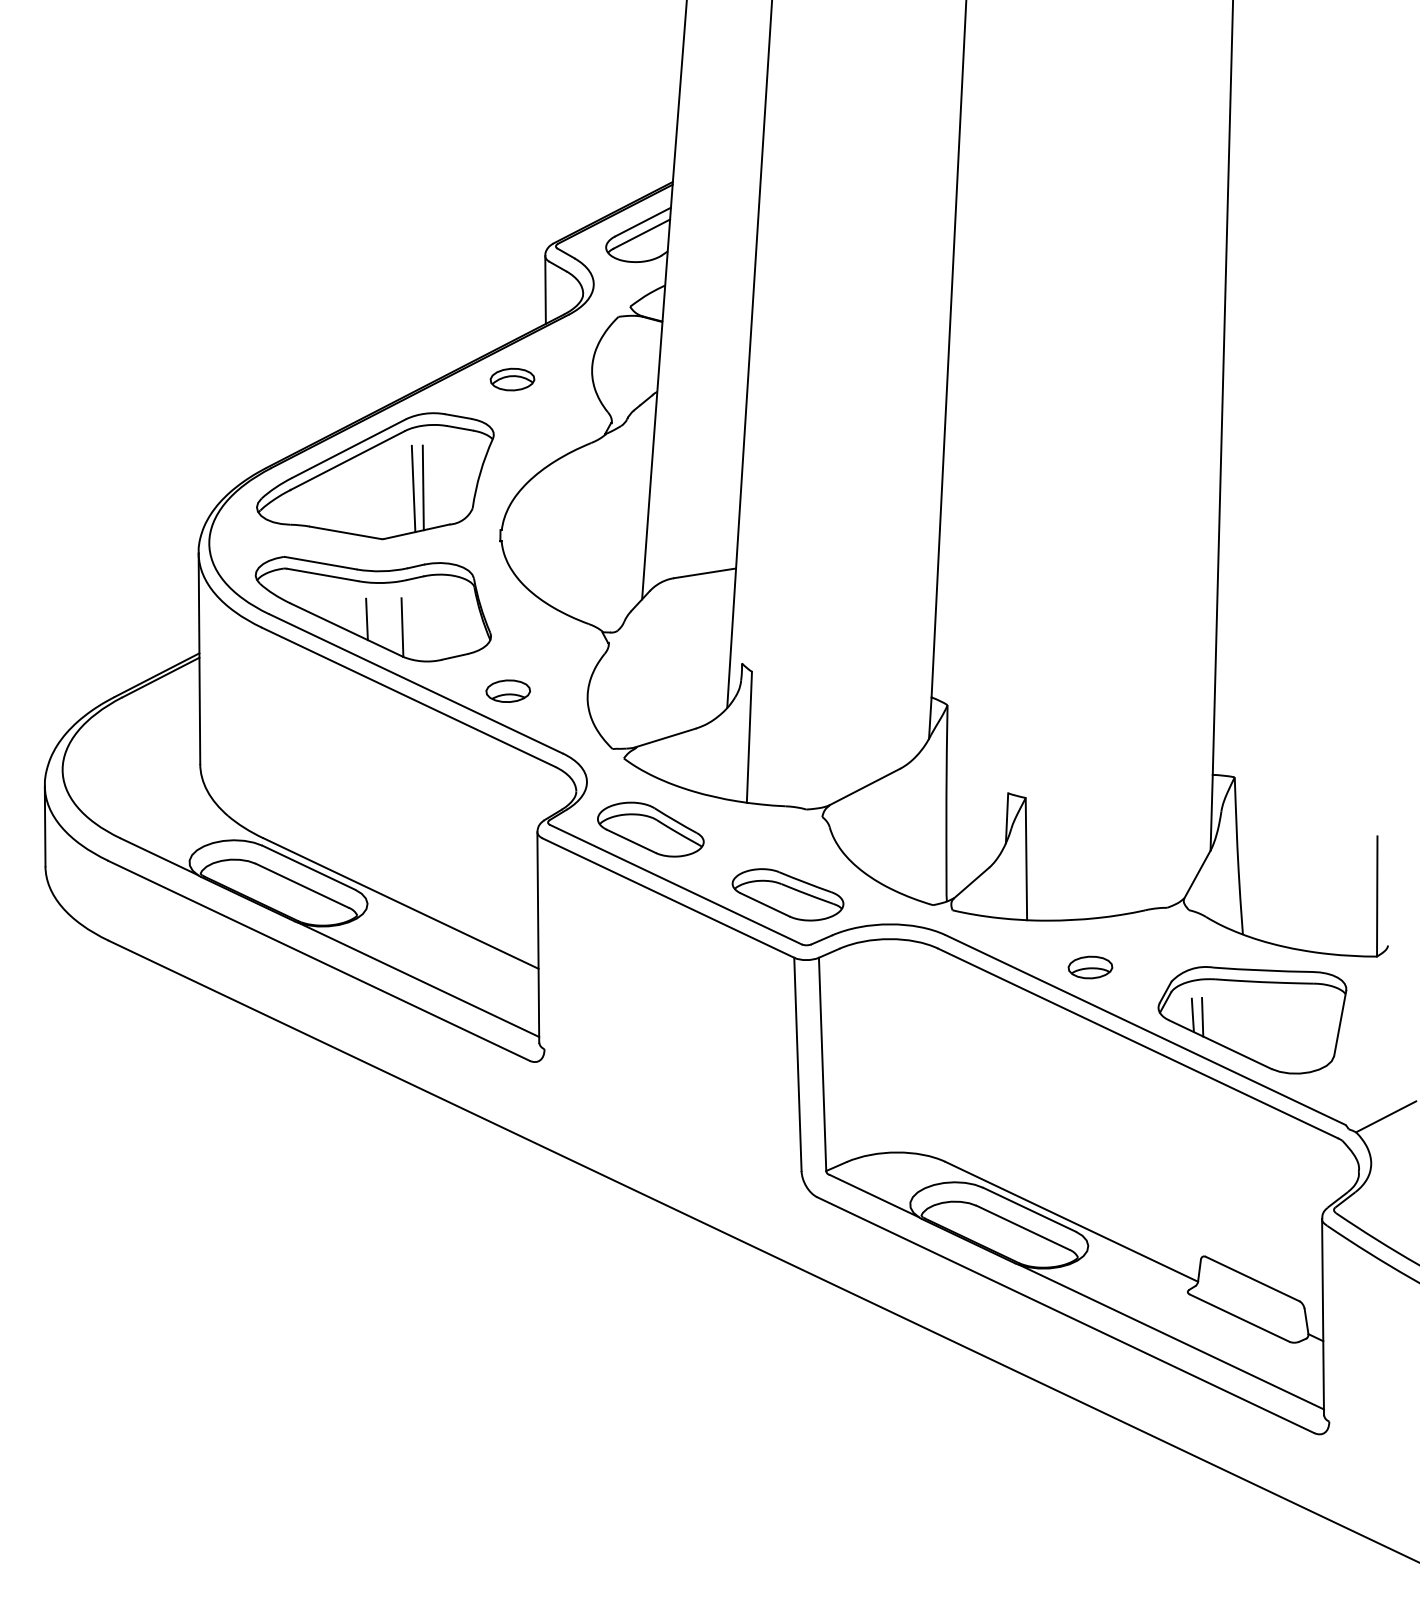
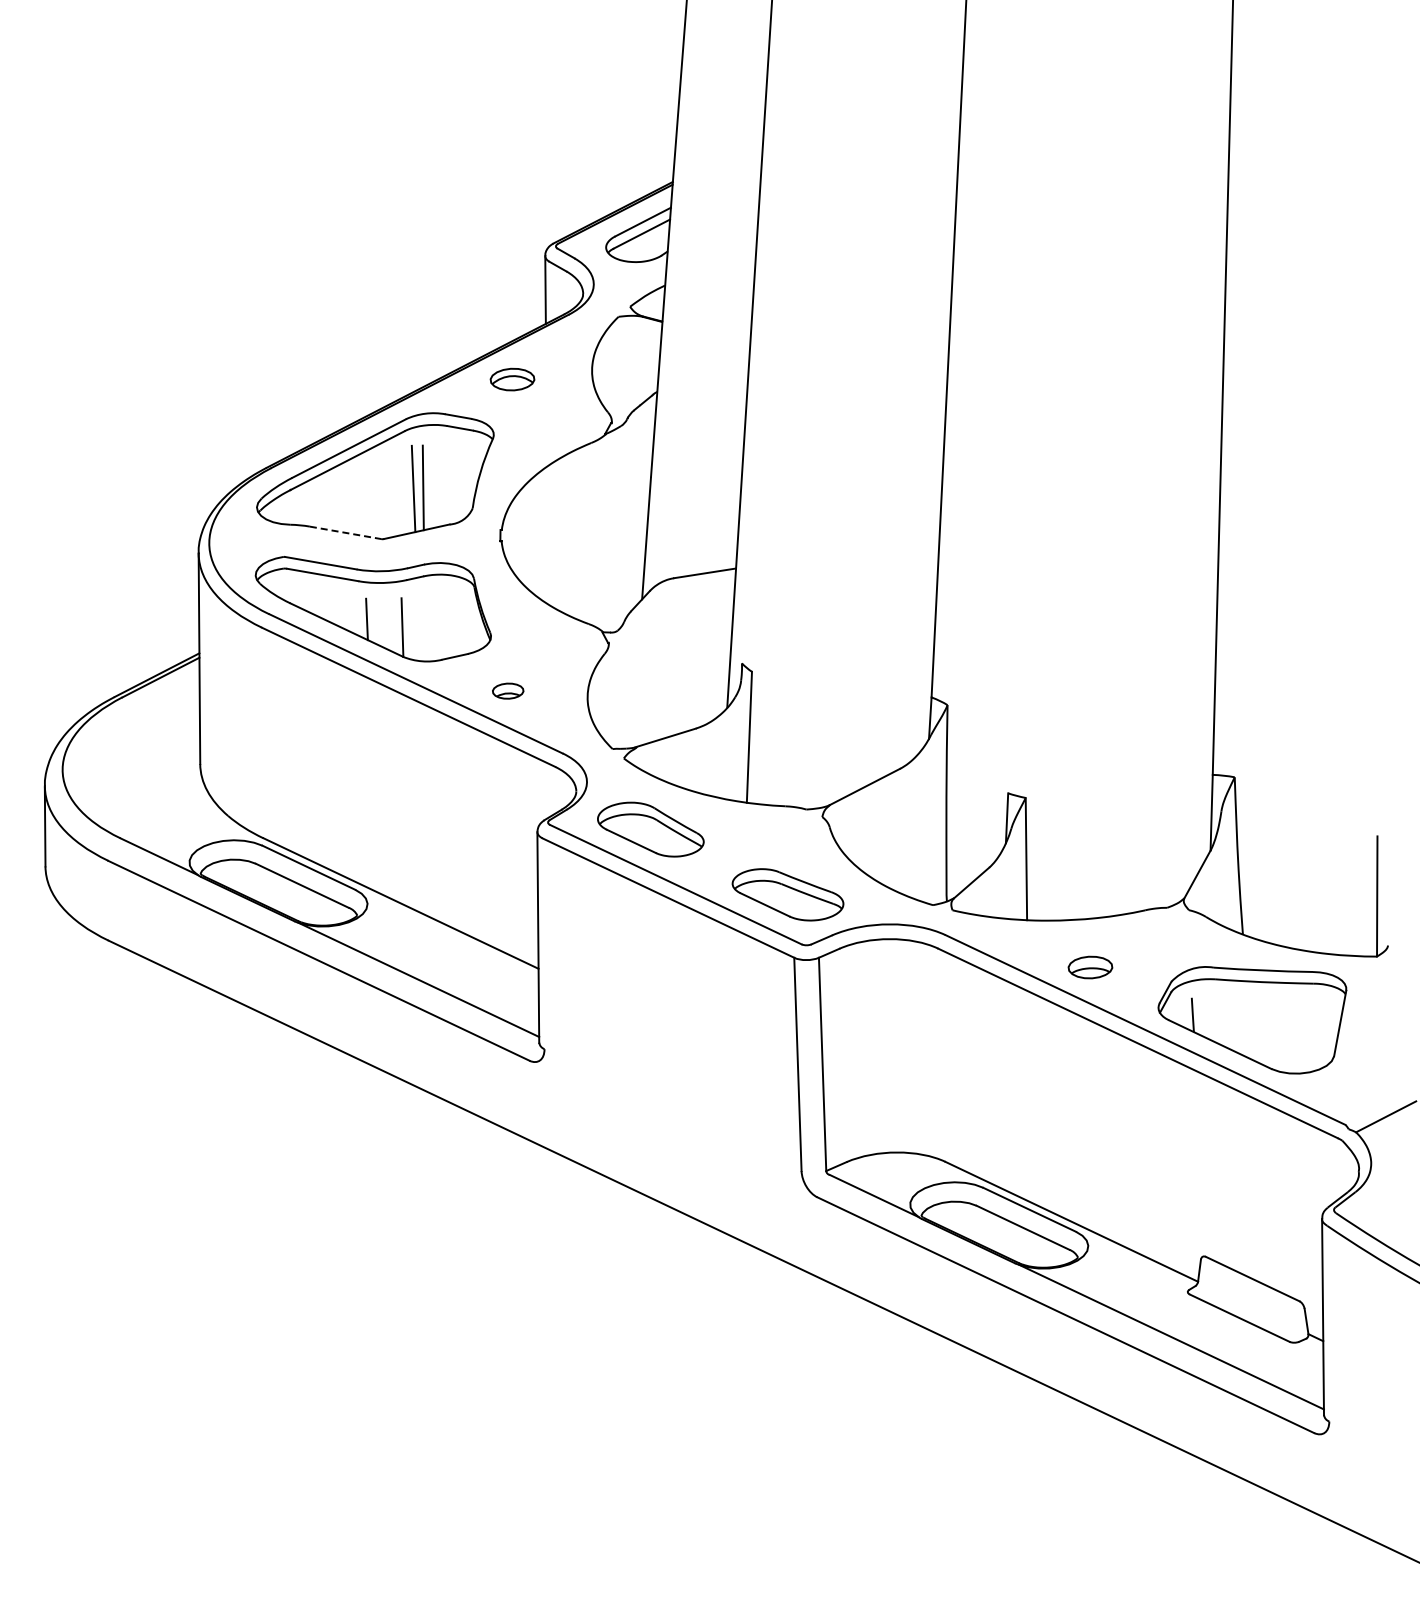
line: solid -> dashed (345, 532)
part size: 46x24 px -> 33x18 px (508, 690)
line: present -> none (1202, 1017)
